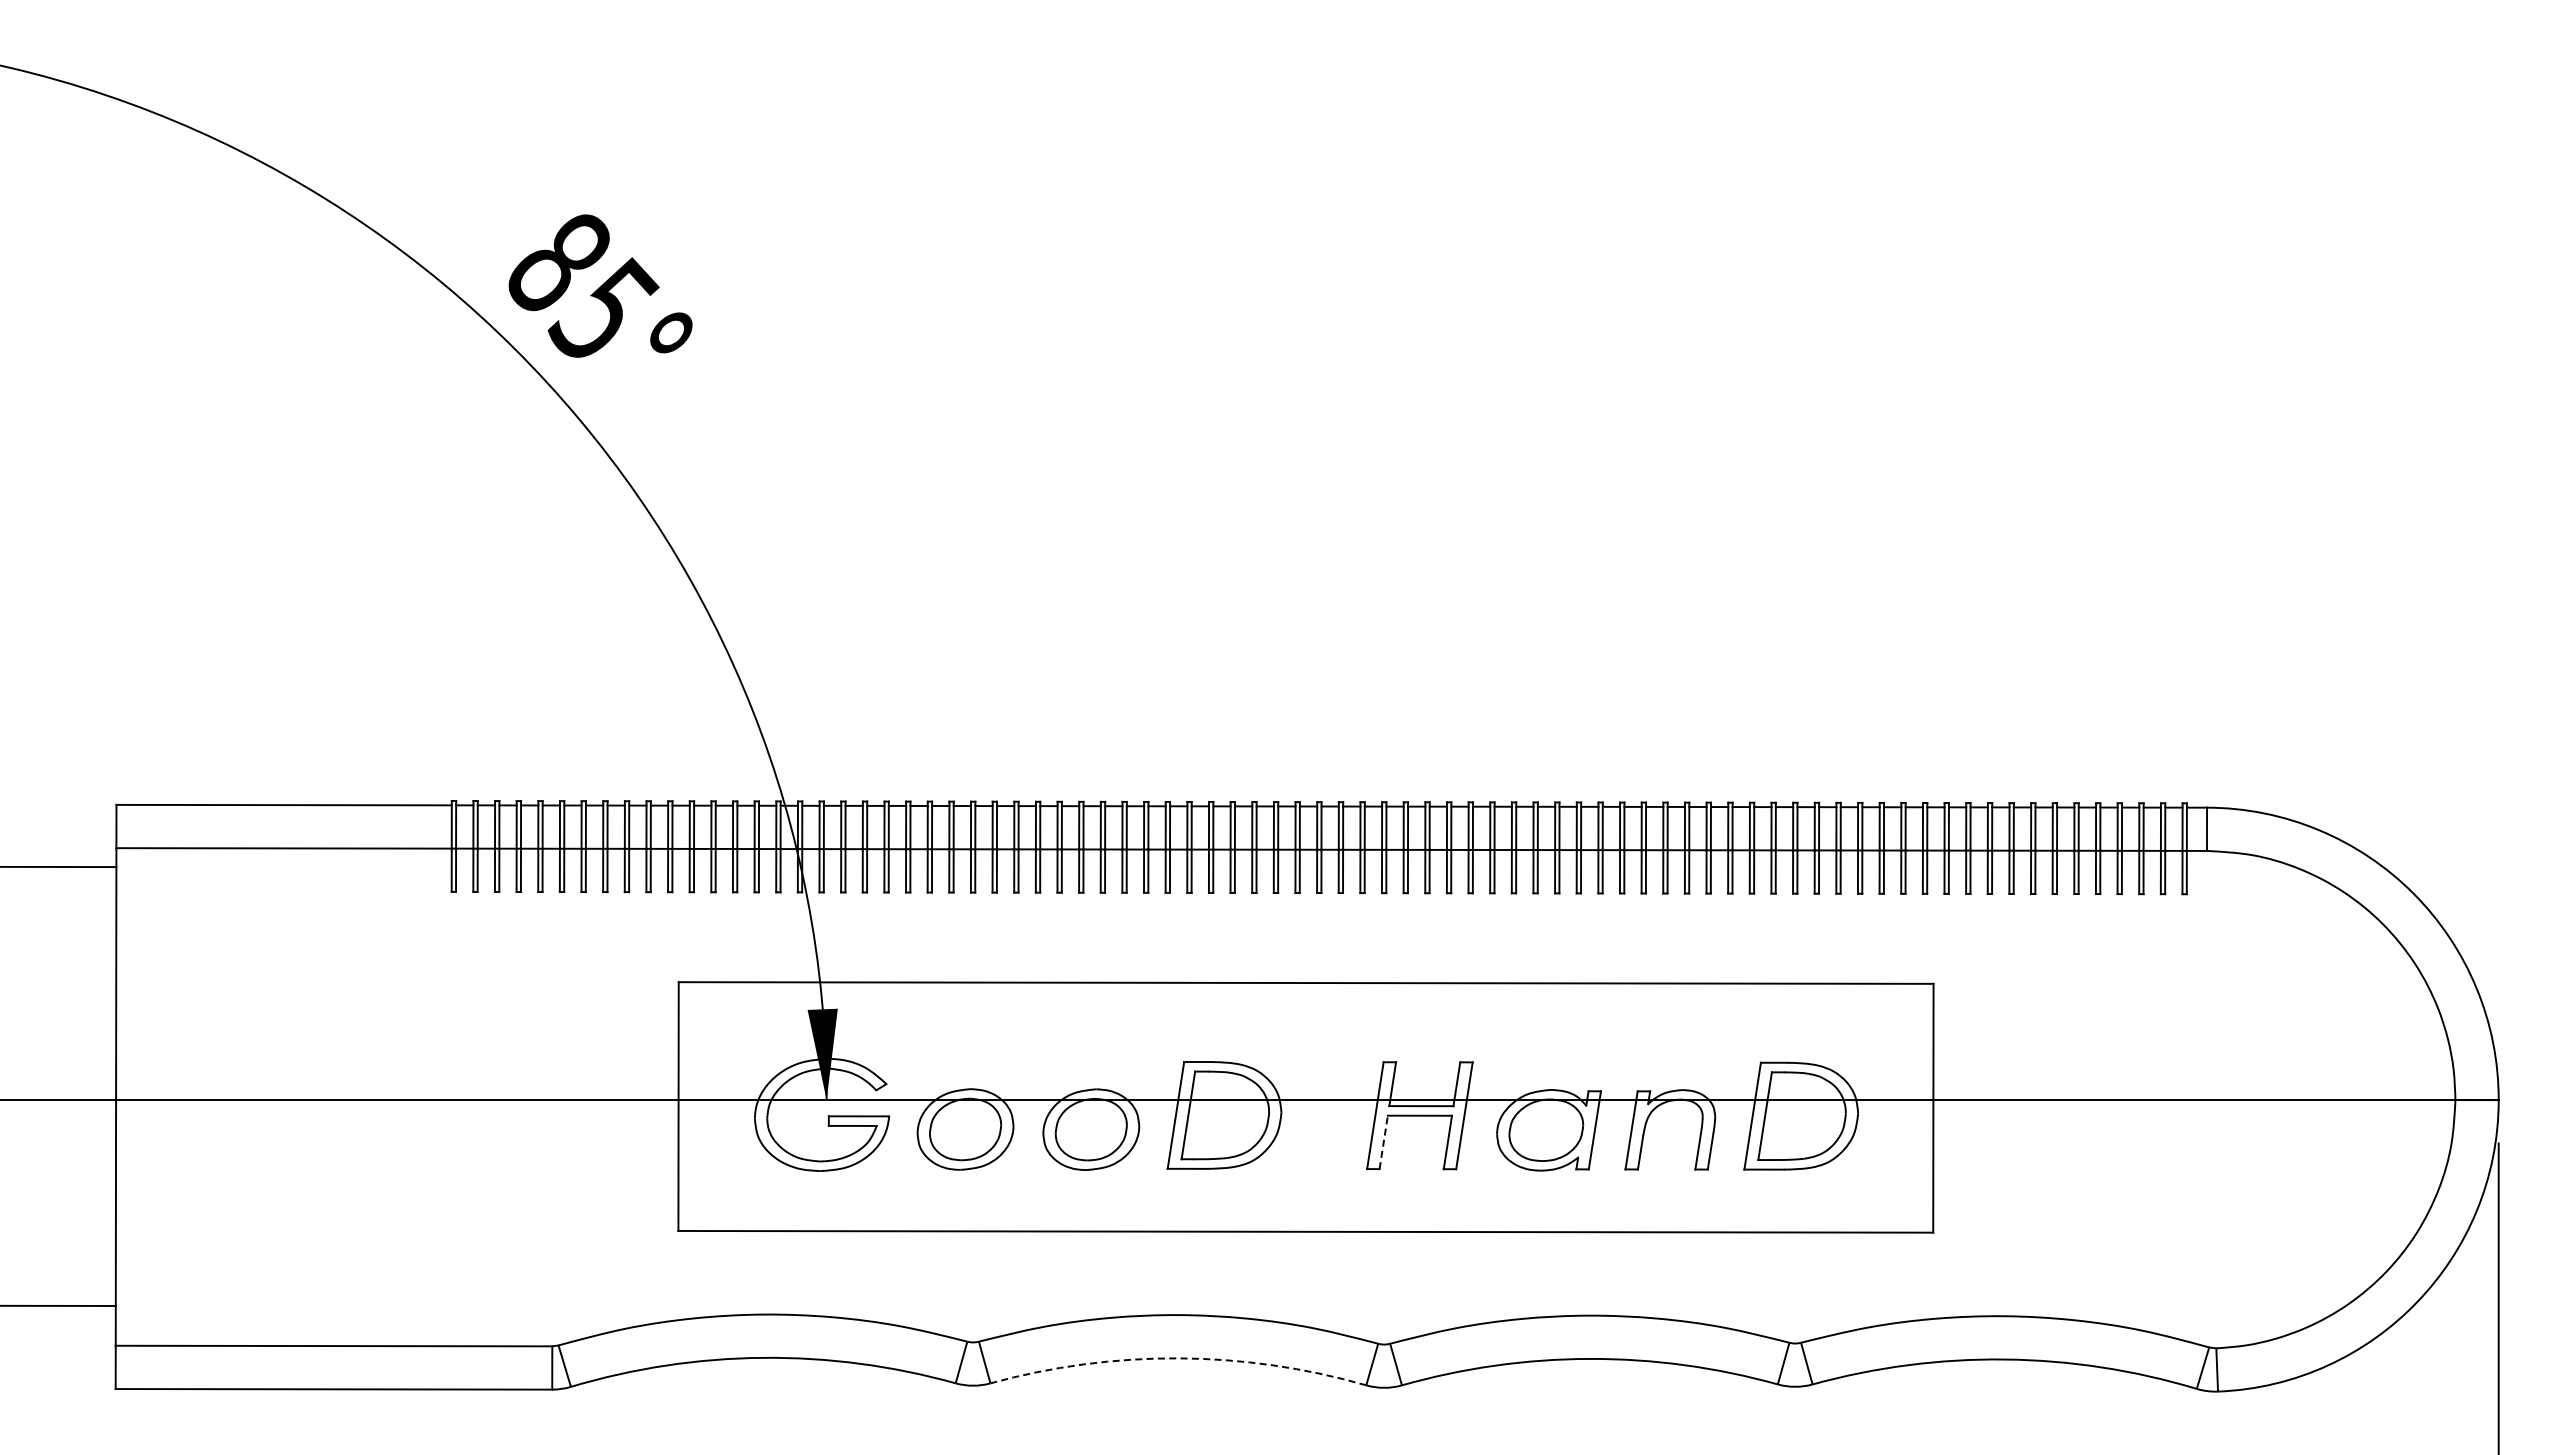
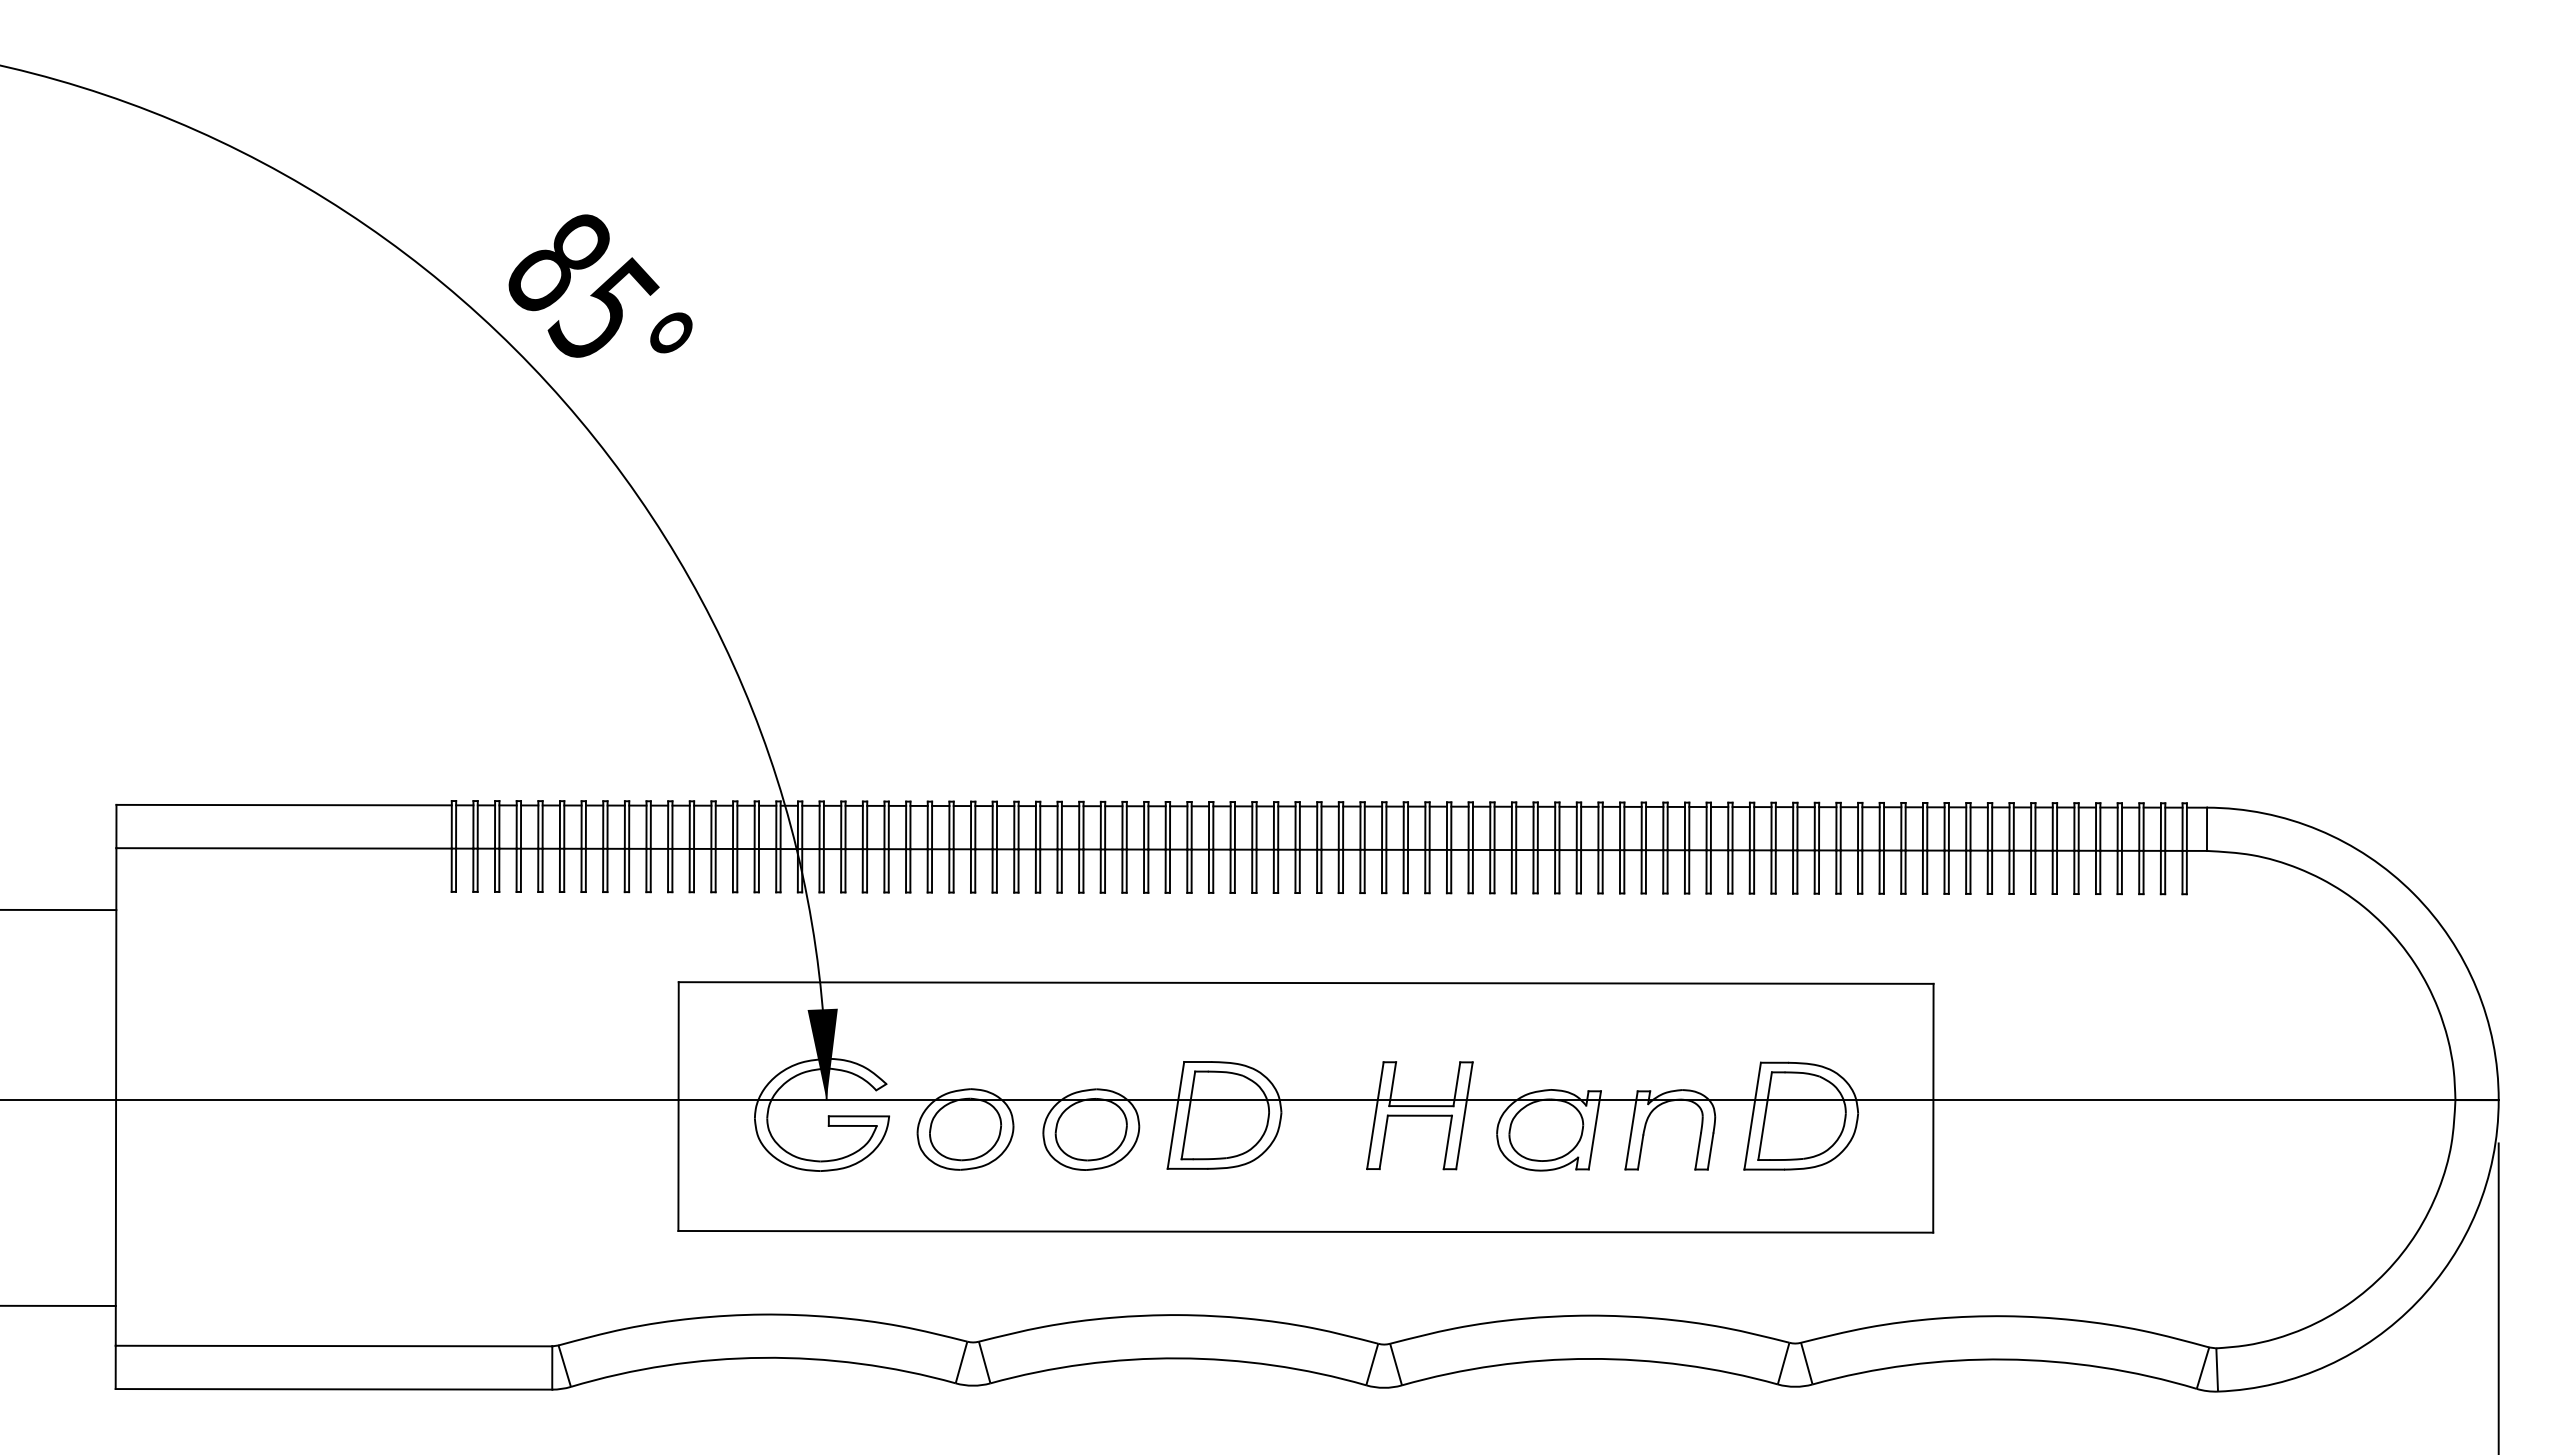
line position: (59, 866) -> (59, 909) (59, 909)
line: dashed -> solid (1383, 1141)
arc: dashed -> solid (1178, 1358)
